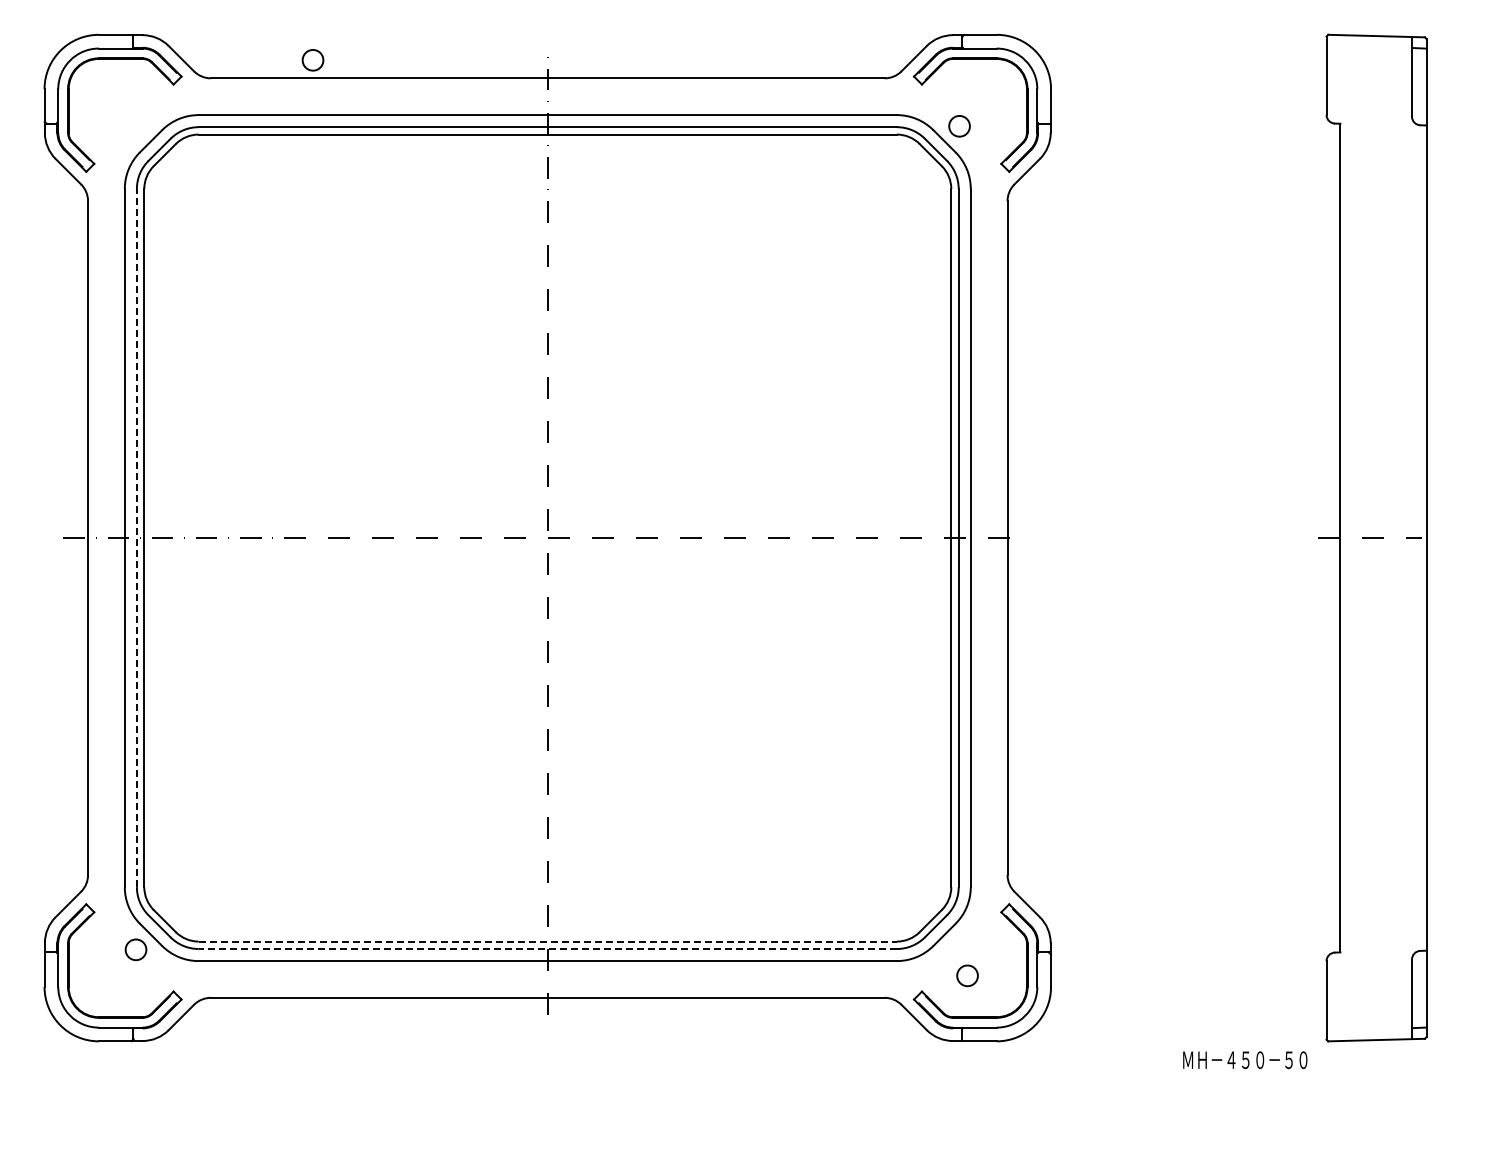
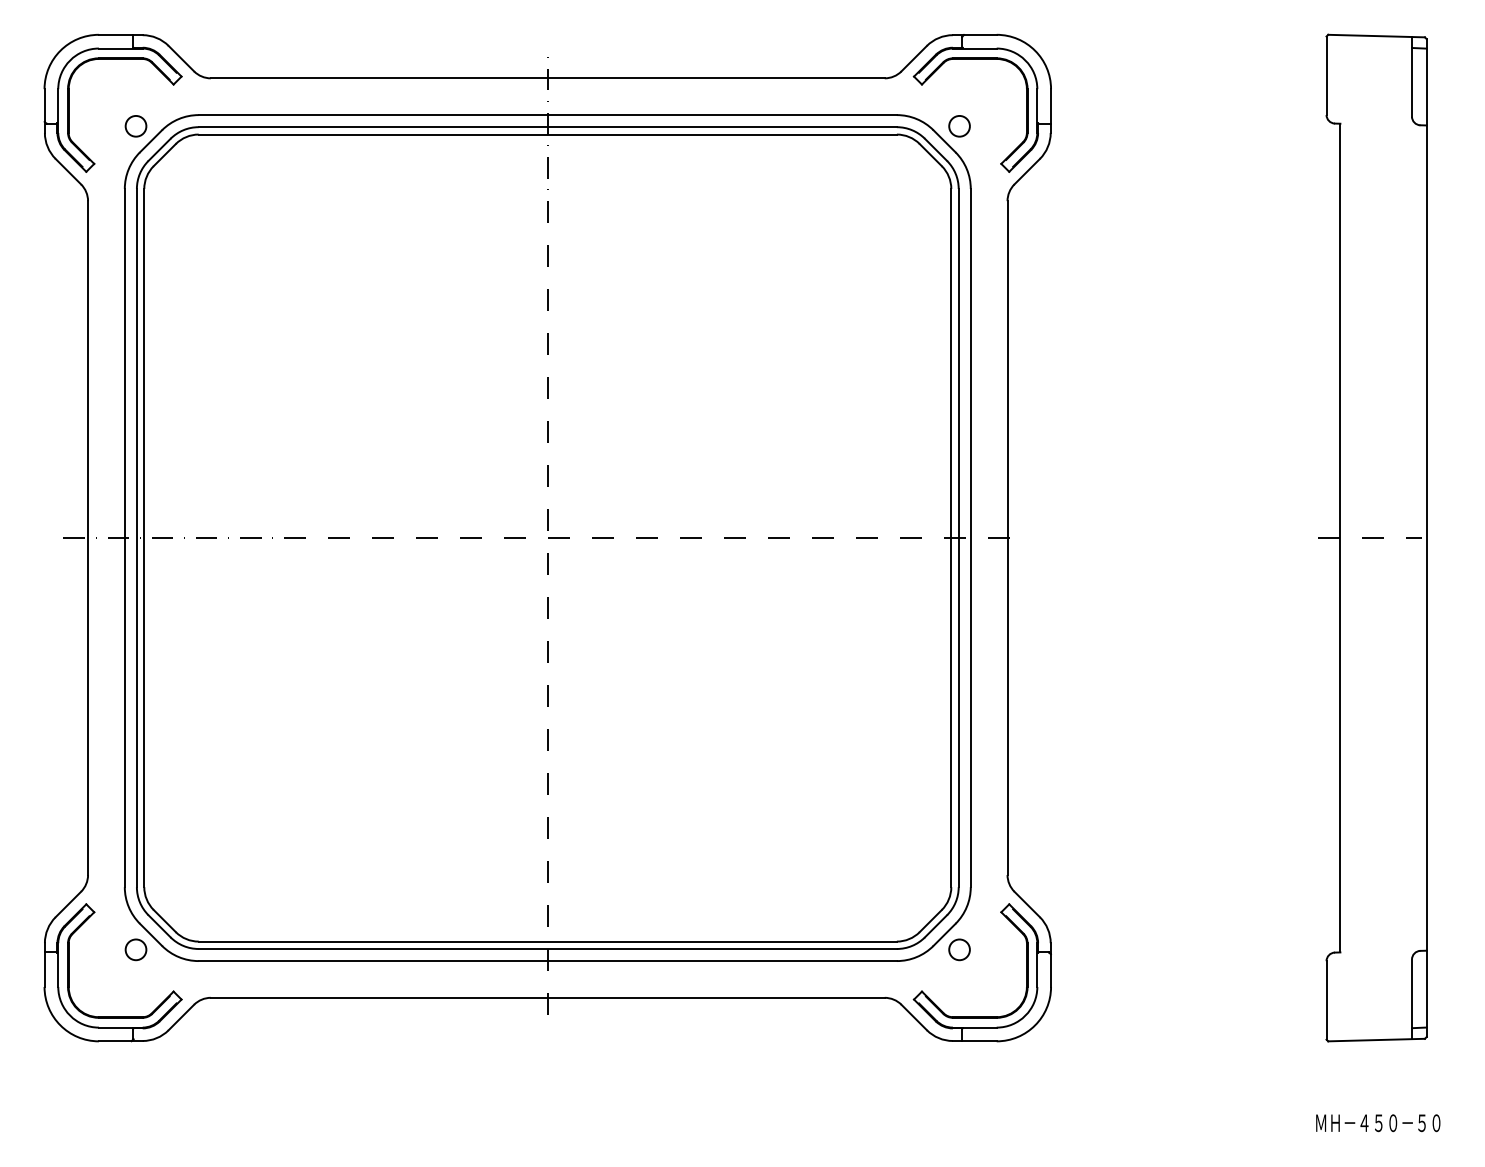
circle position: (312, 60) -> (135, 126) (135, 126)
line: dashed -> solid (136, 537)
line: dashed -> solid (548, 941)
line: dashed -> solid (547, 948)
circle position: (967, 975) -> (959, 949) (959, 949)
text position: (1245, 1060) -> (1378, 1123) (1378, 1123)
